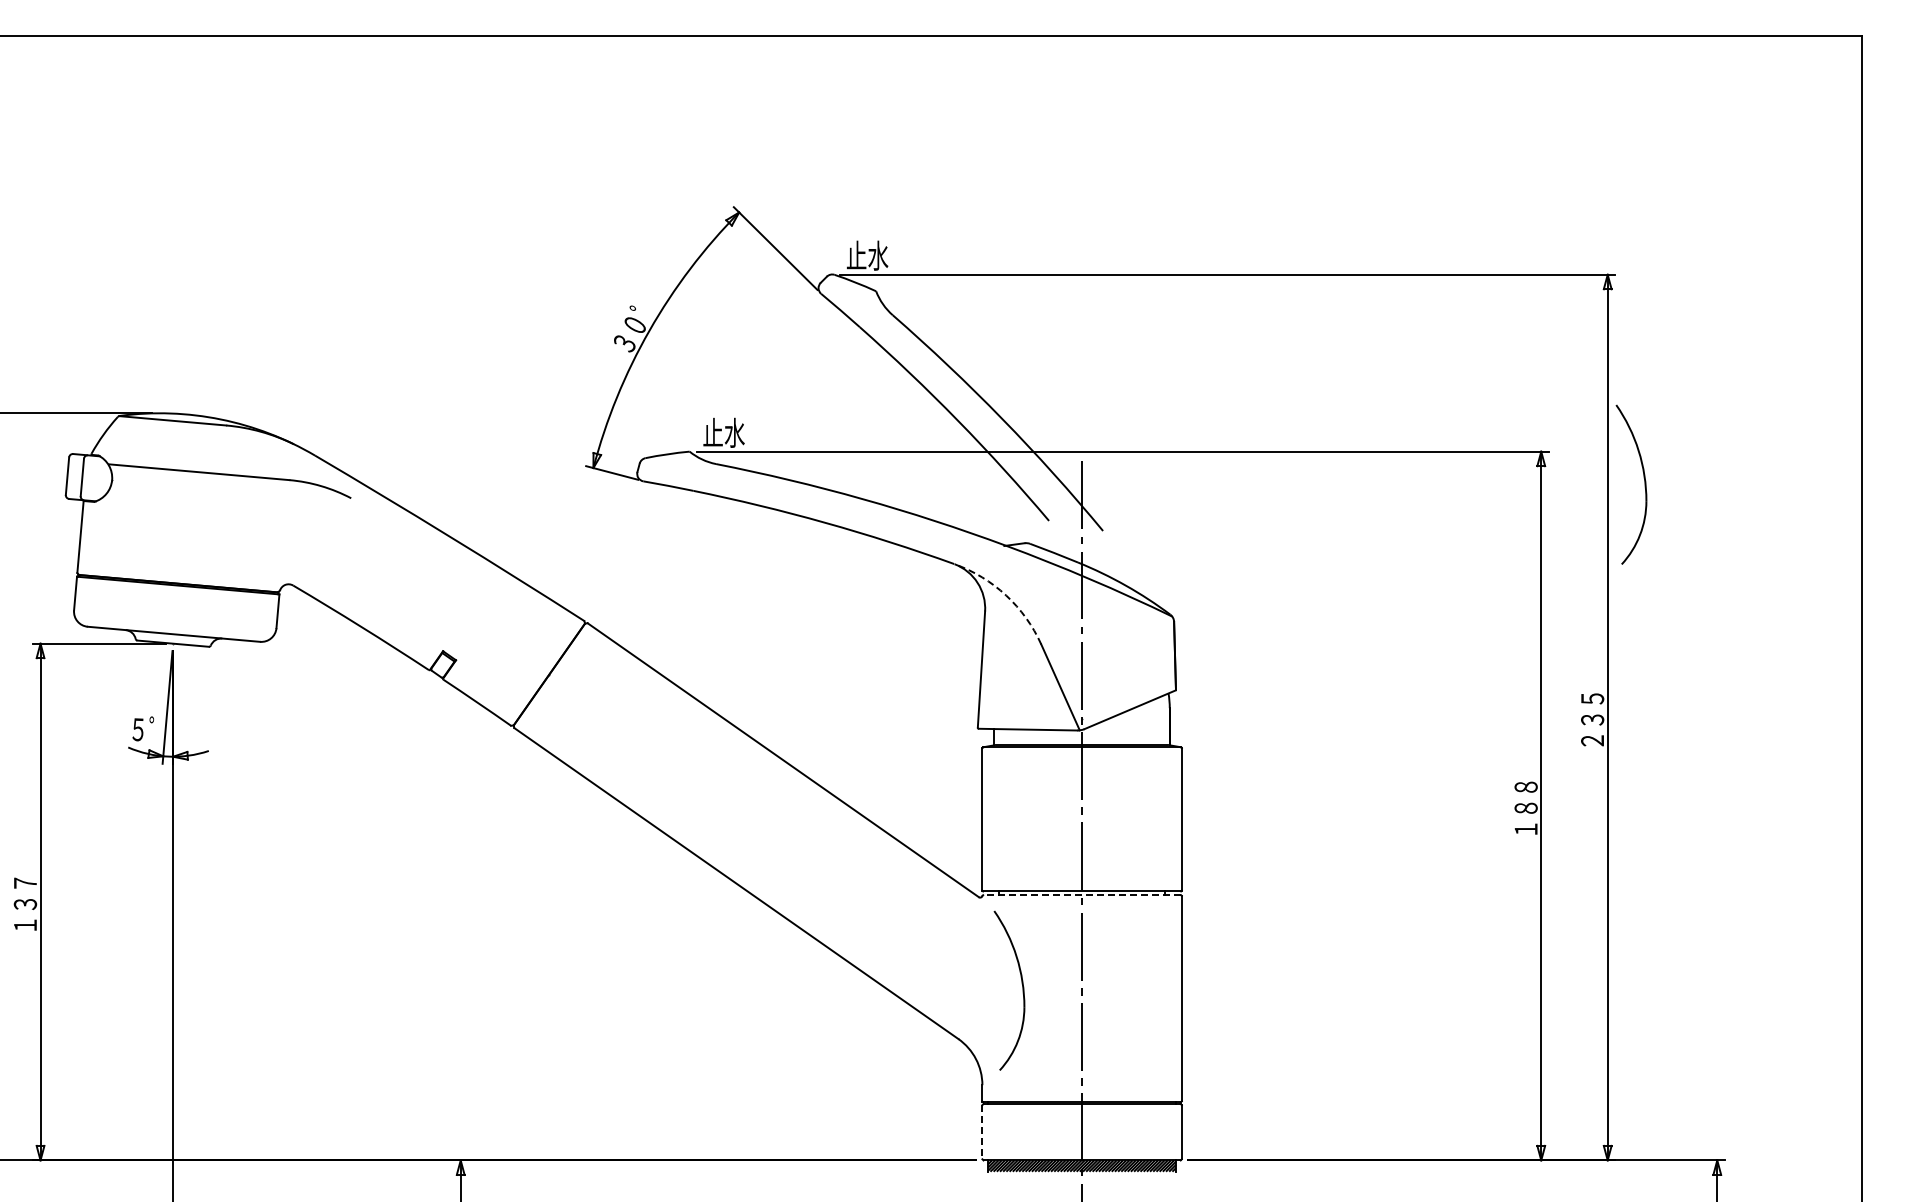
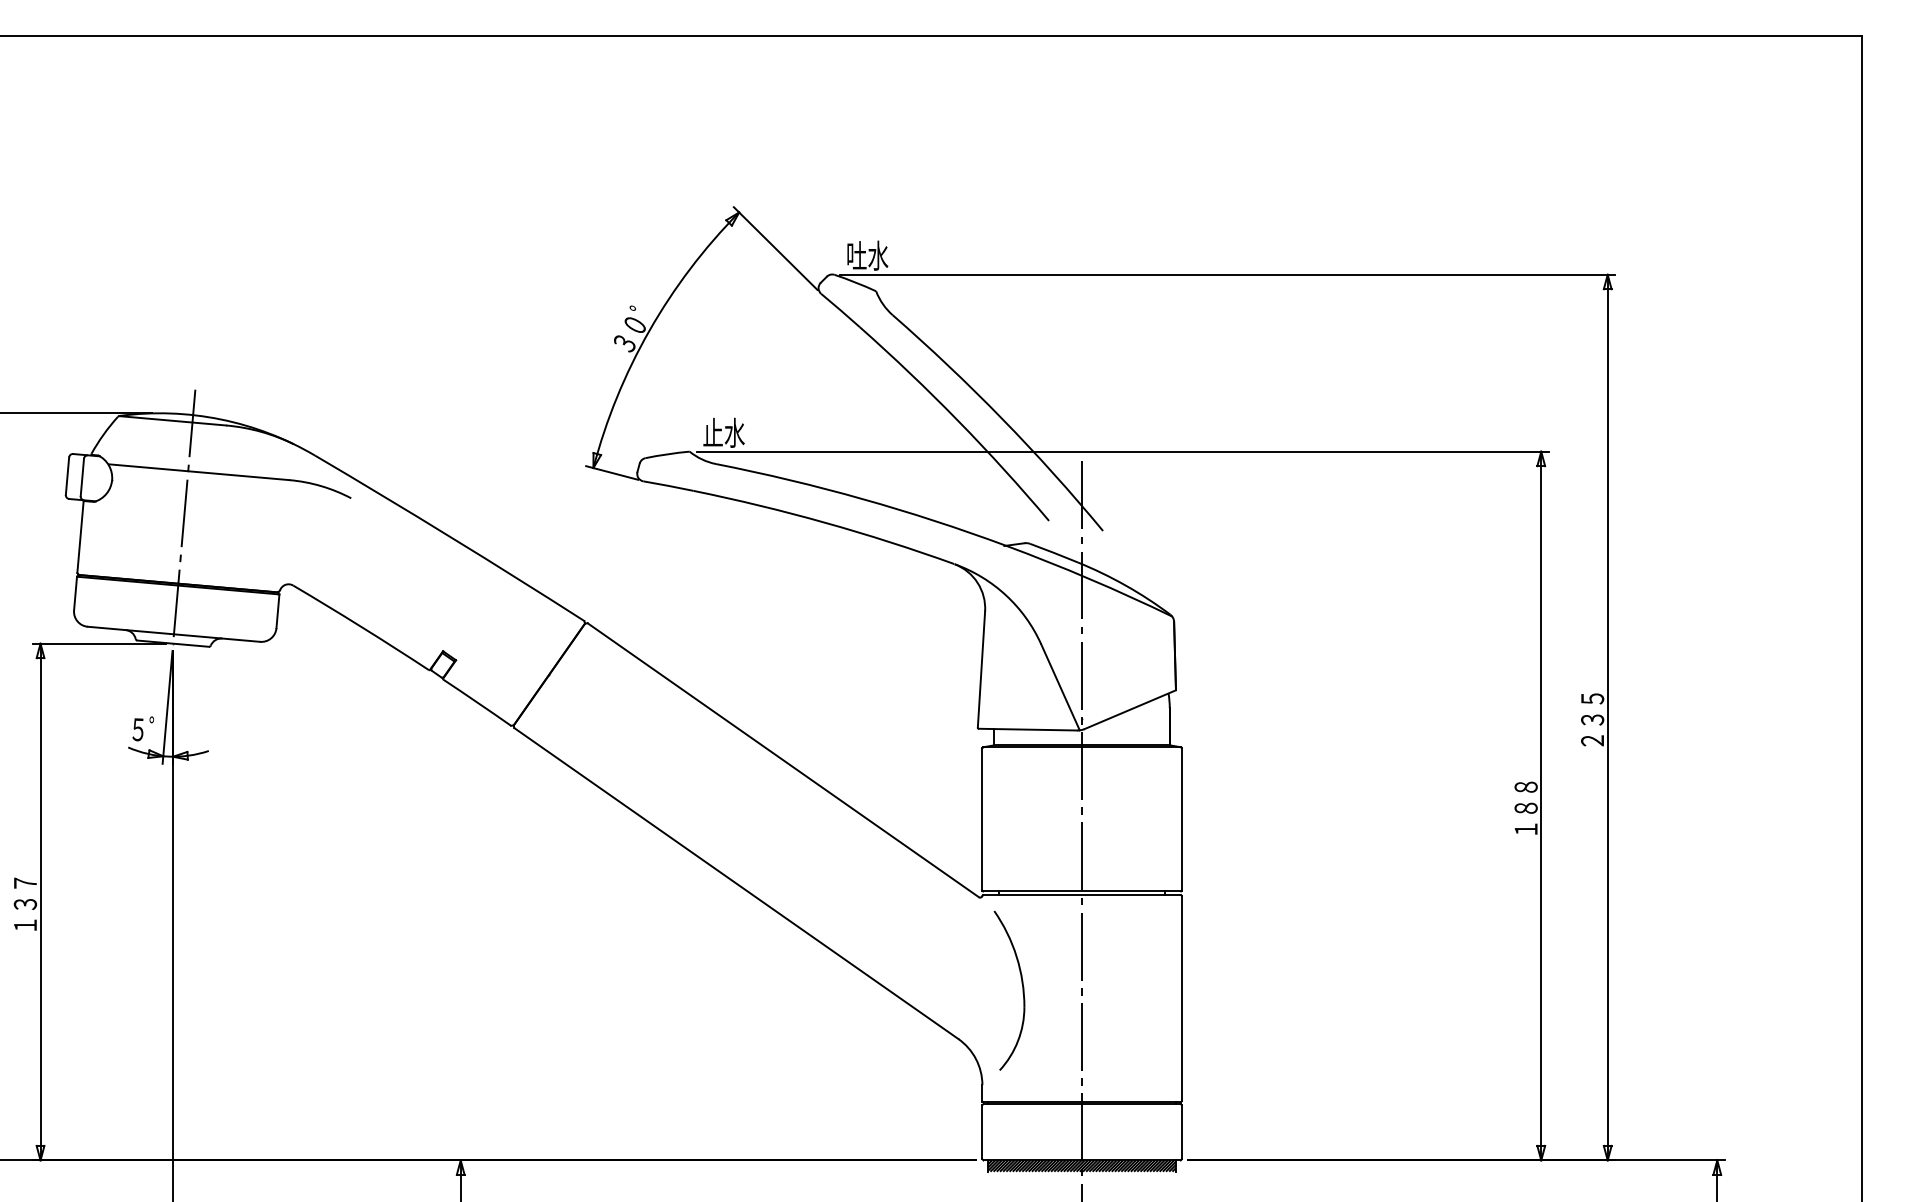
text: 止水 -> 吐水 (856, 254)
part: present -> none (1644, 484)
line: none -> present (184, 516)
arc: dashed -> solid (1006, 595)
line: dashed -> solid (1082, 895)
line: dashed -> solid (982, 1132)
